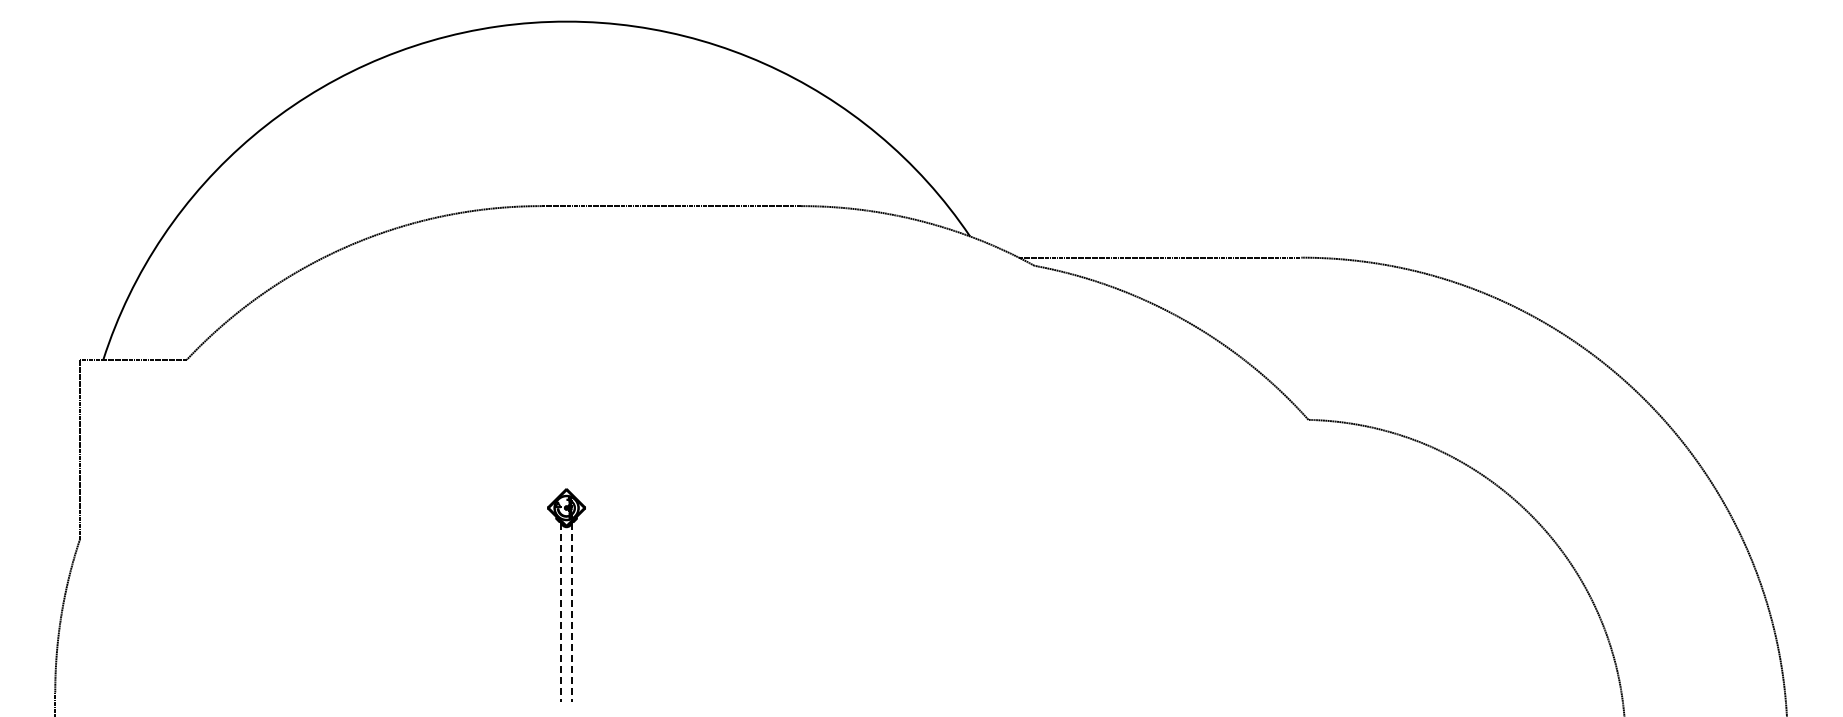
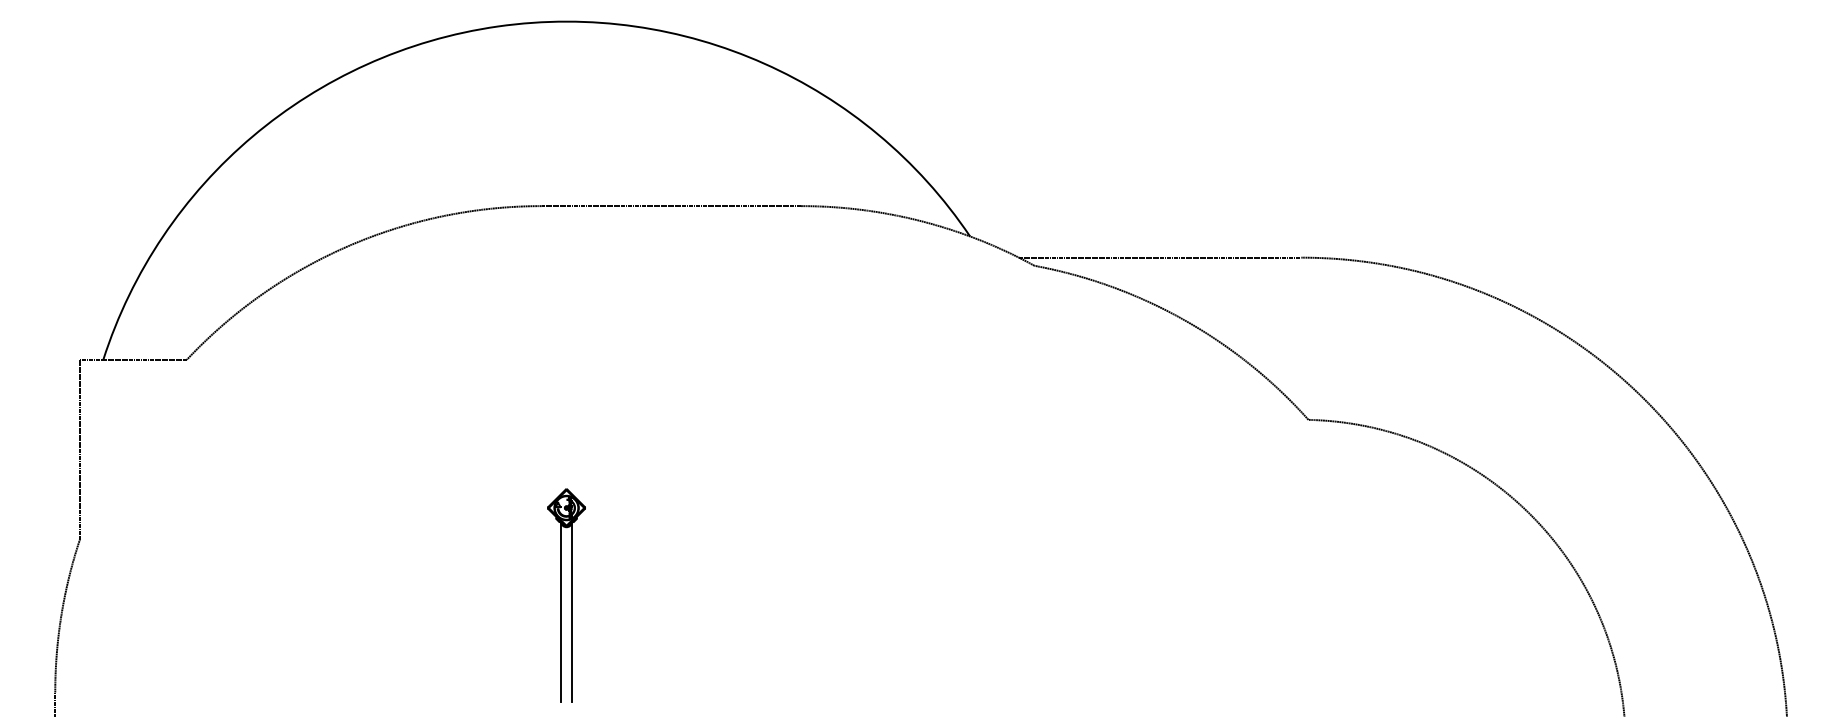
line: dashed -> solid (561, 613)
line: dashed -> solid (572, 613)
